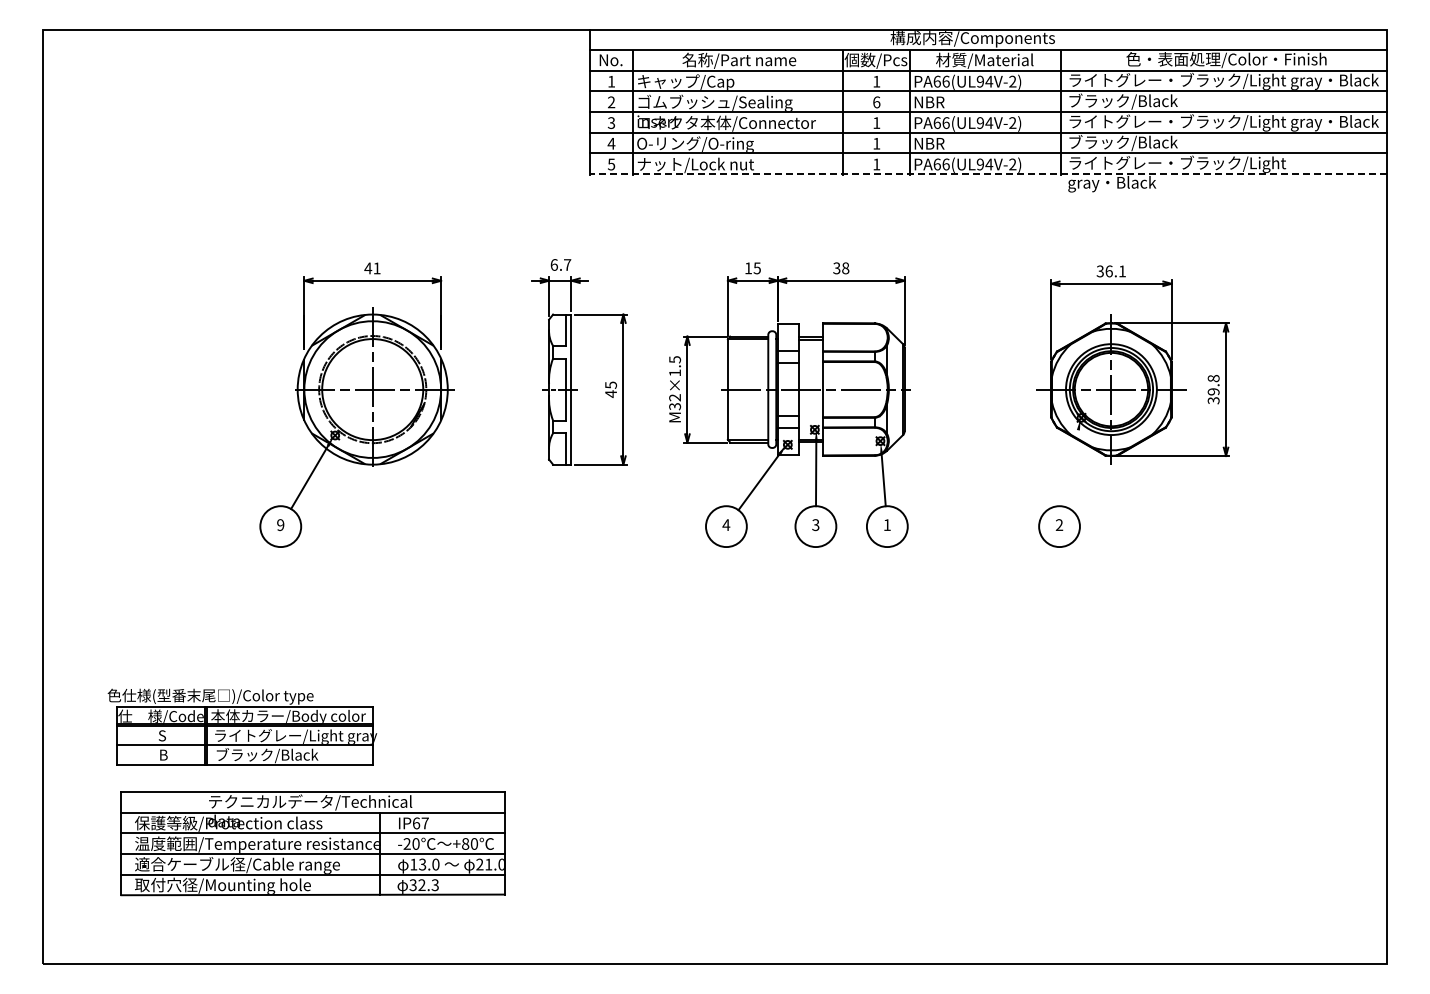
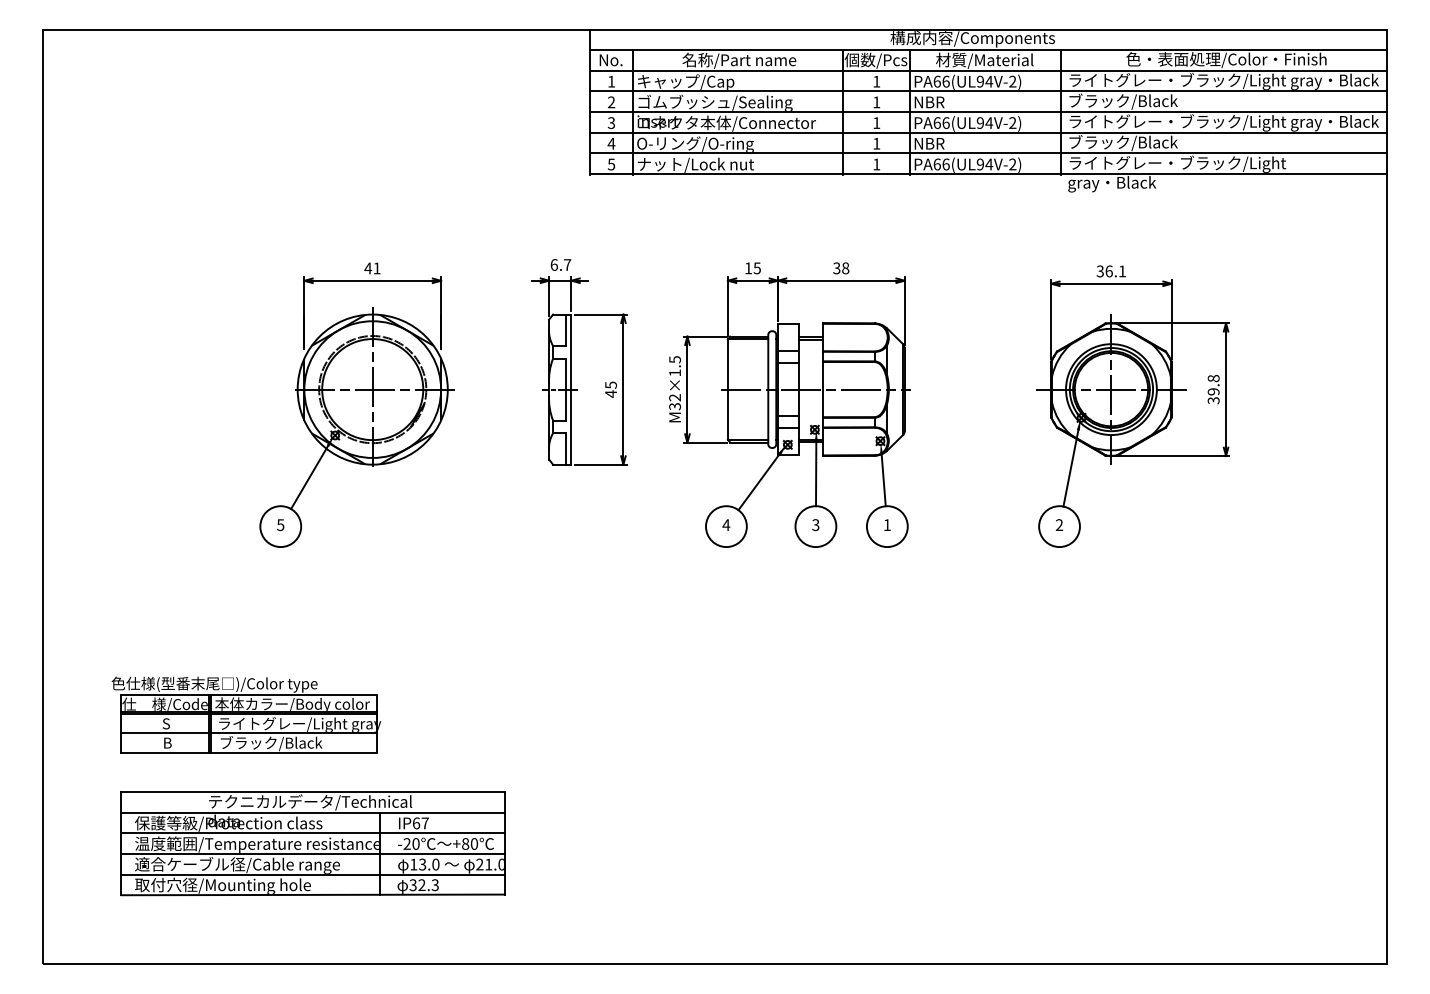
text: 6 -> 1 (876, 102)
line: dashed -> solid (988, 174)
line: none -> present (1070, 468)
text: 9 -> 5 (280, 524)
part position: (242, 726) -> (246, 714) (246, 714)
